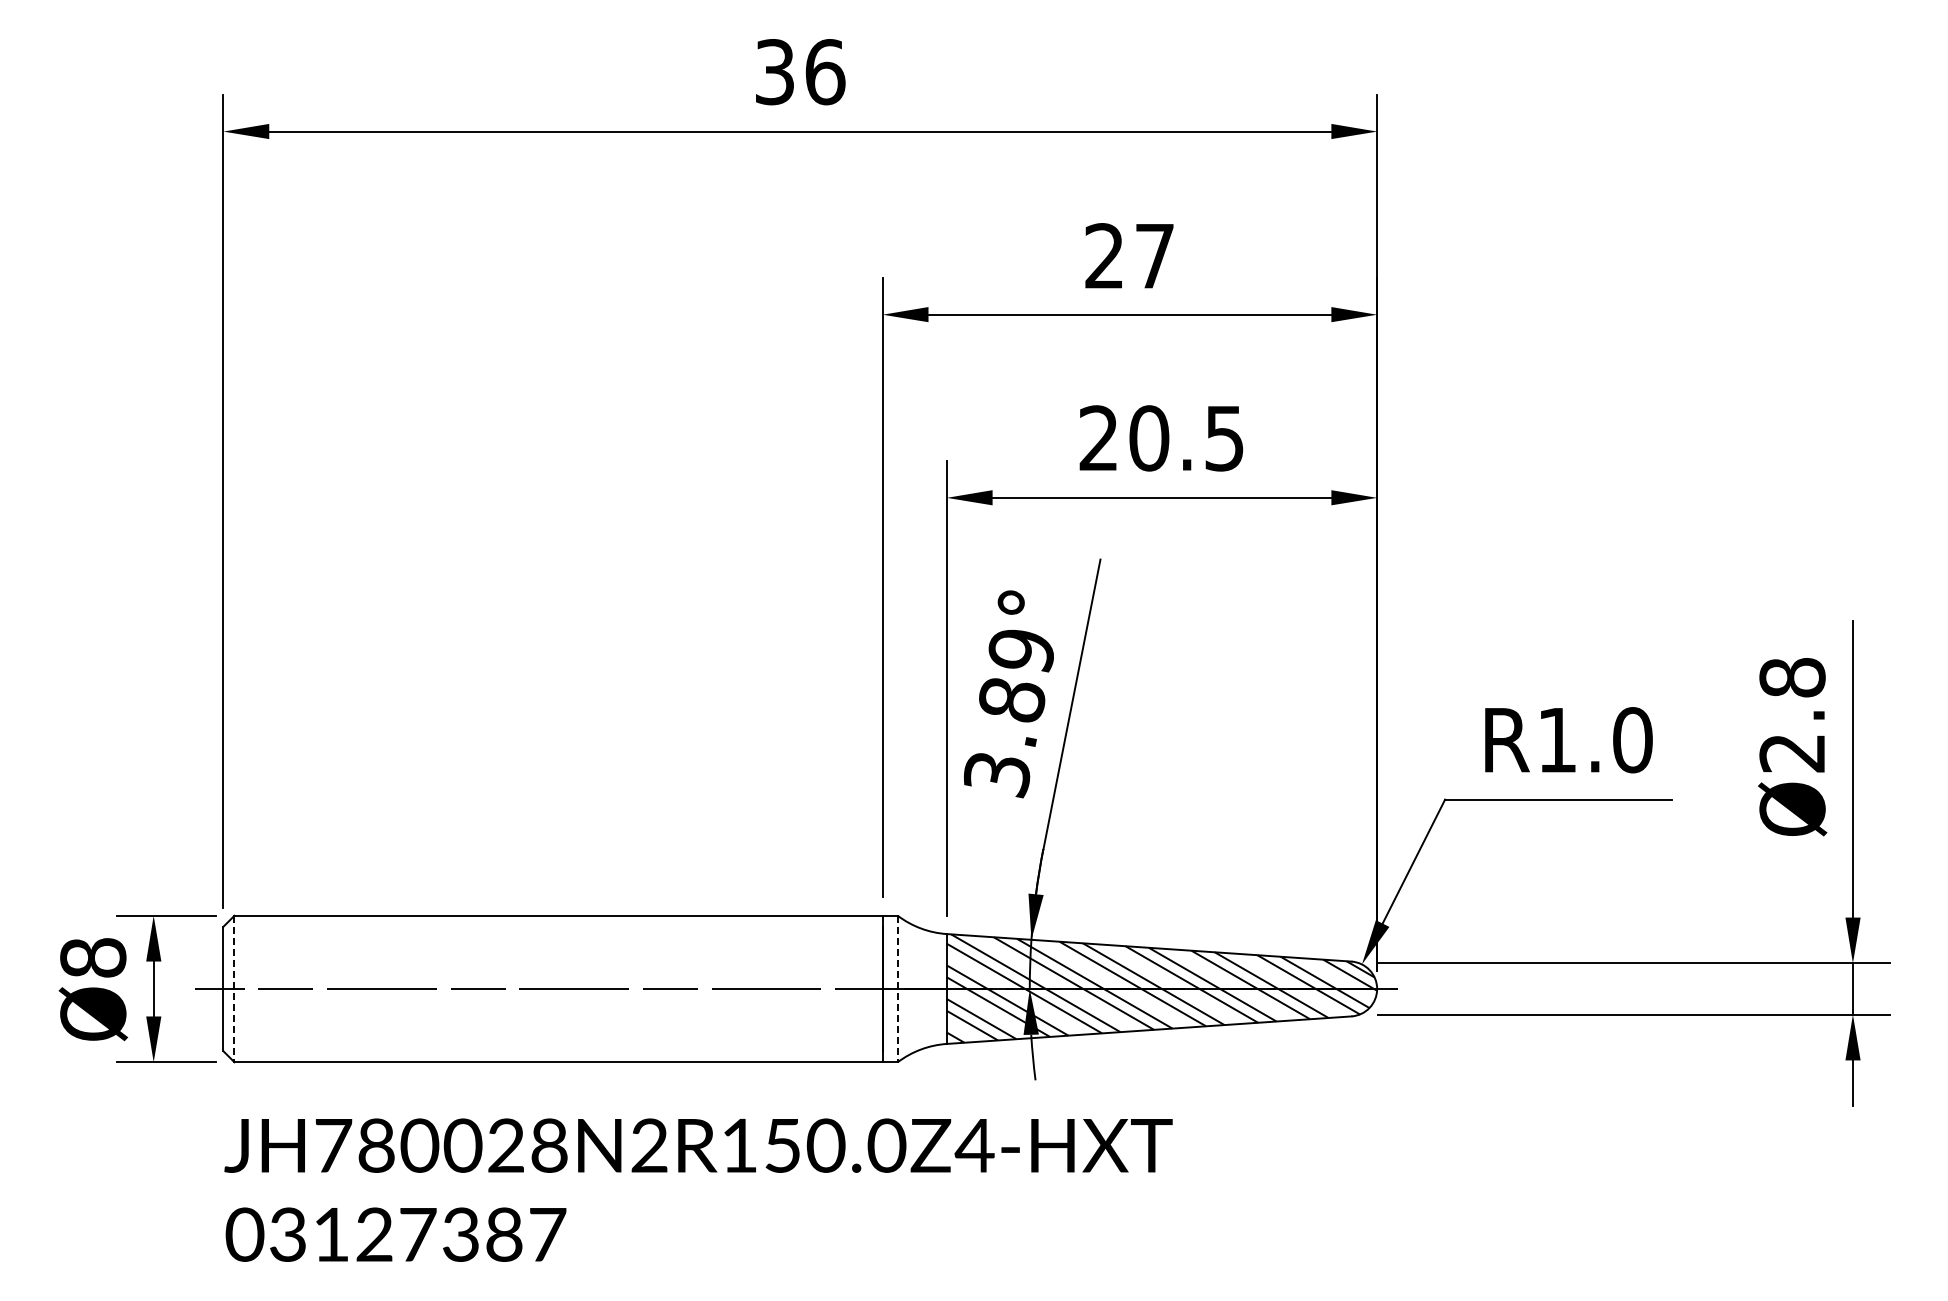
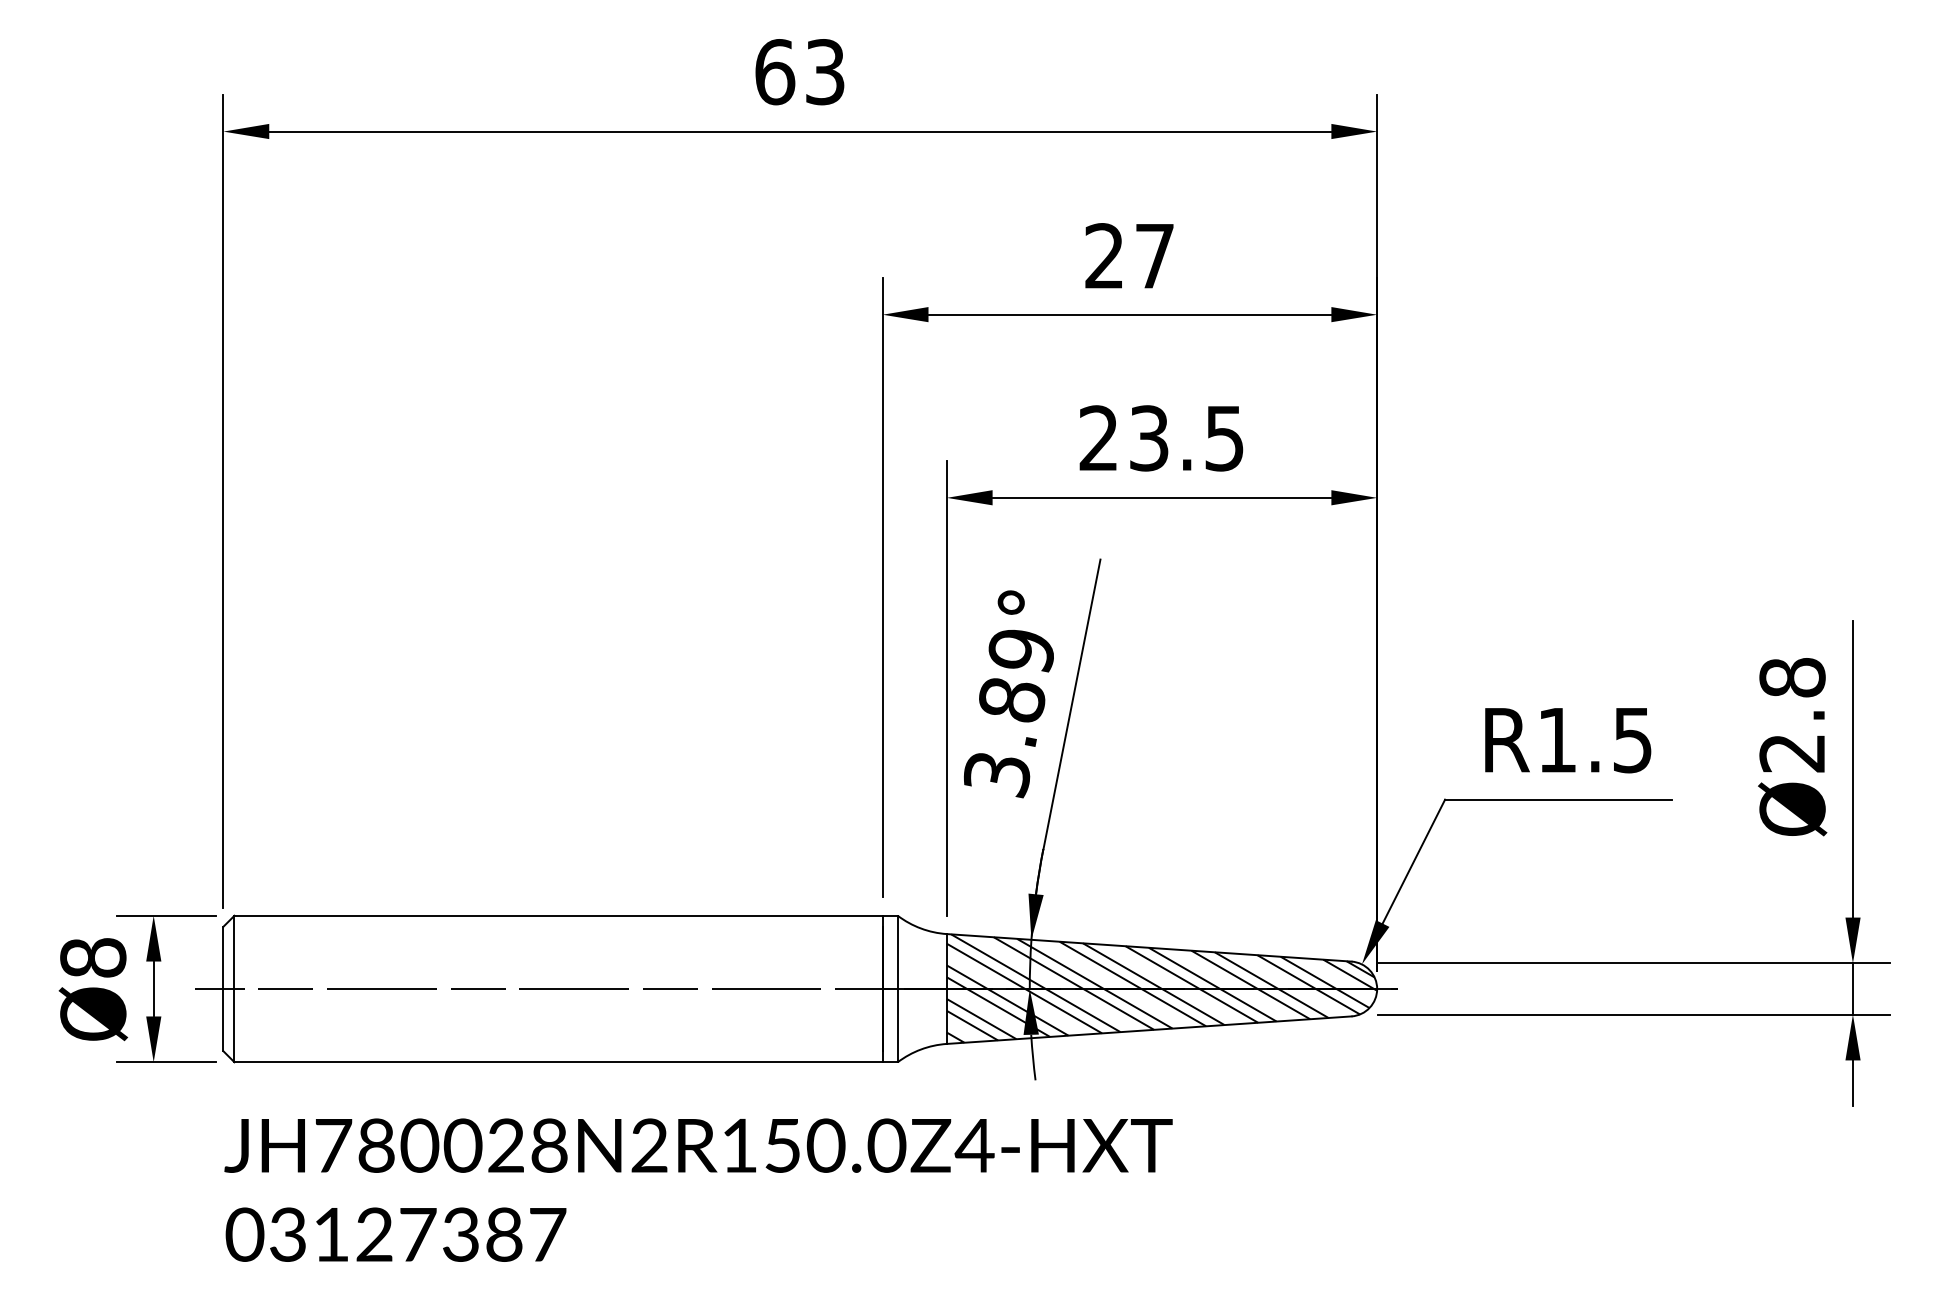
text: 36 -> 63 (800, 72)
text: 20.5 -> 23.5 (1149, 438)
text: R1.0 -> R1.5 (1632, 740)
line: dashed -> solid (234, 989)
line: dashed -> solid (897, 989)
